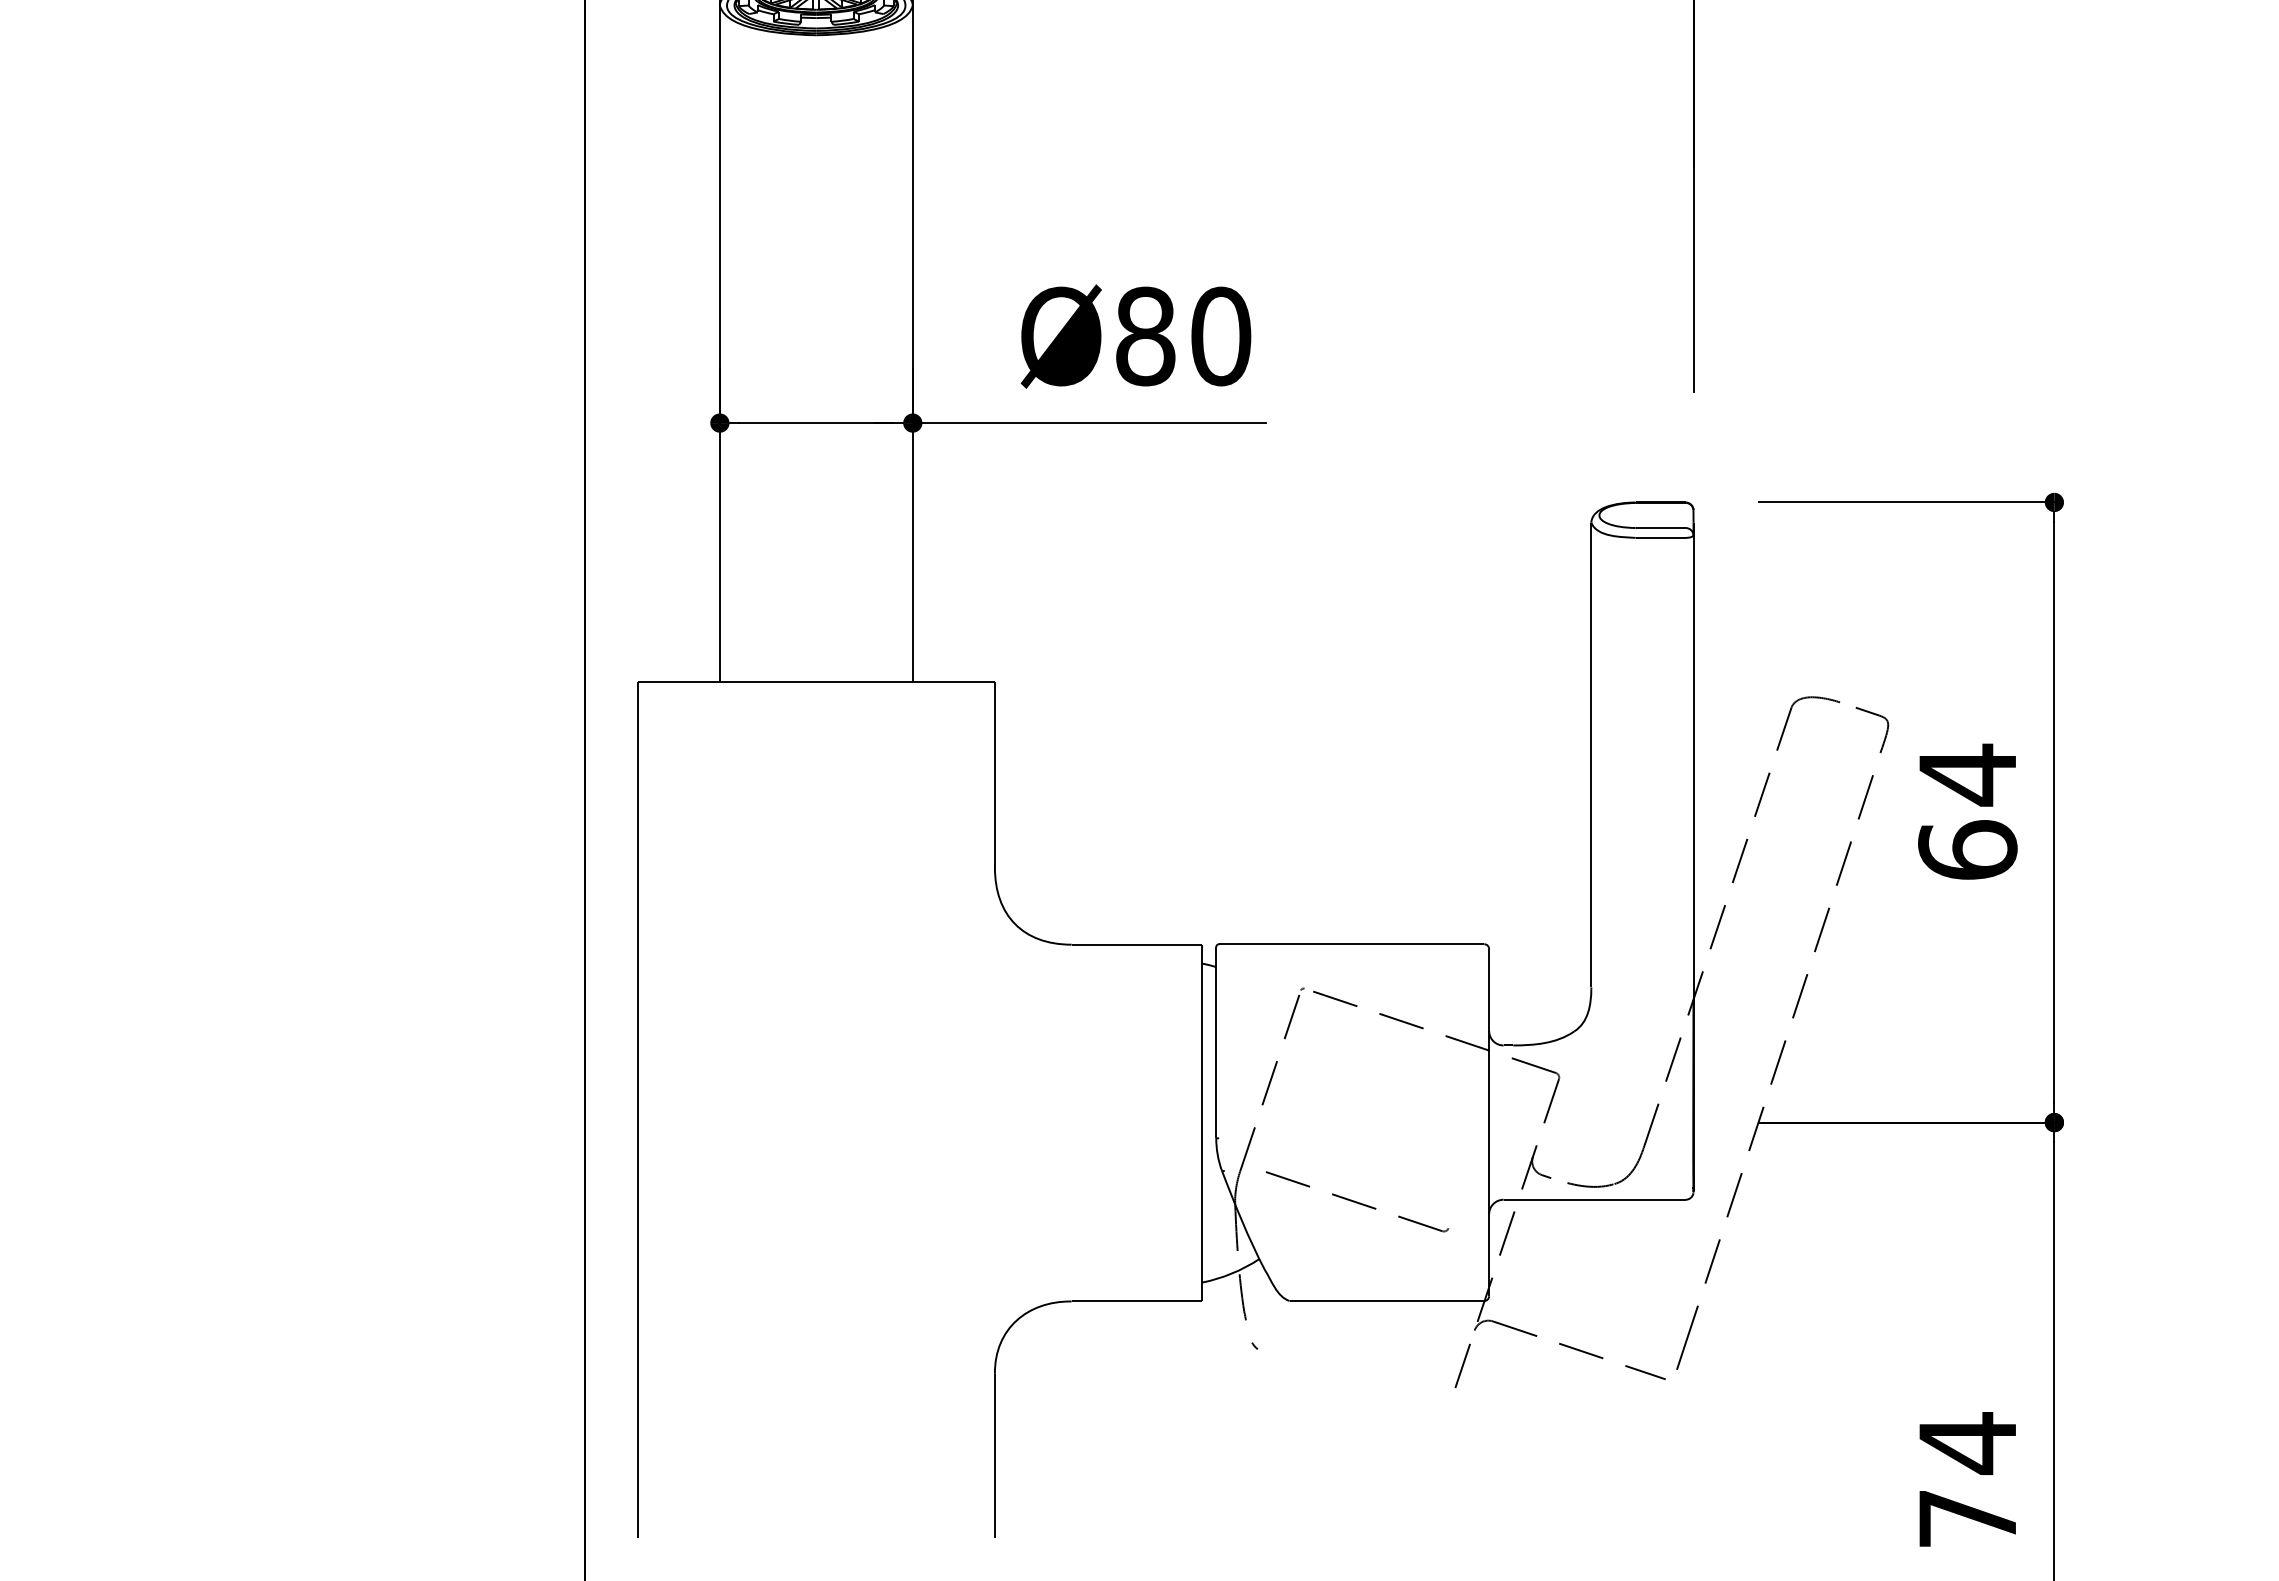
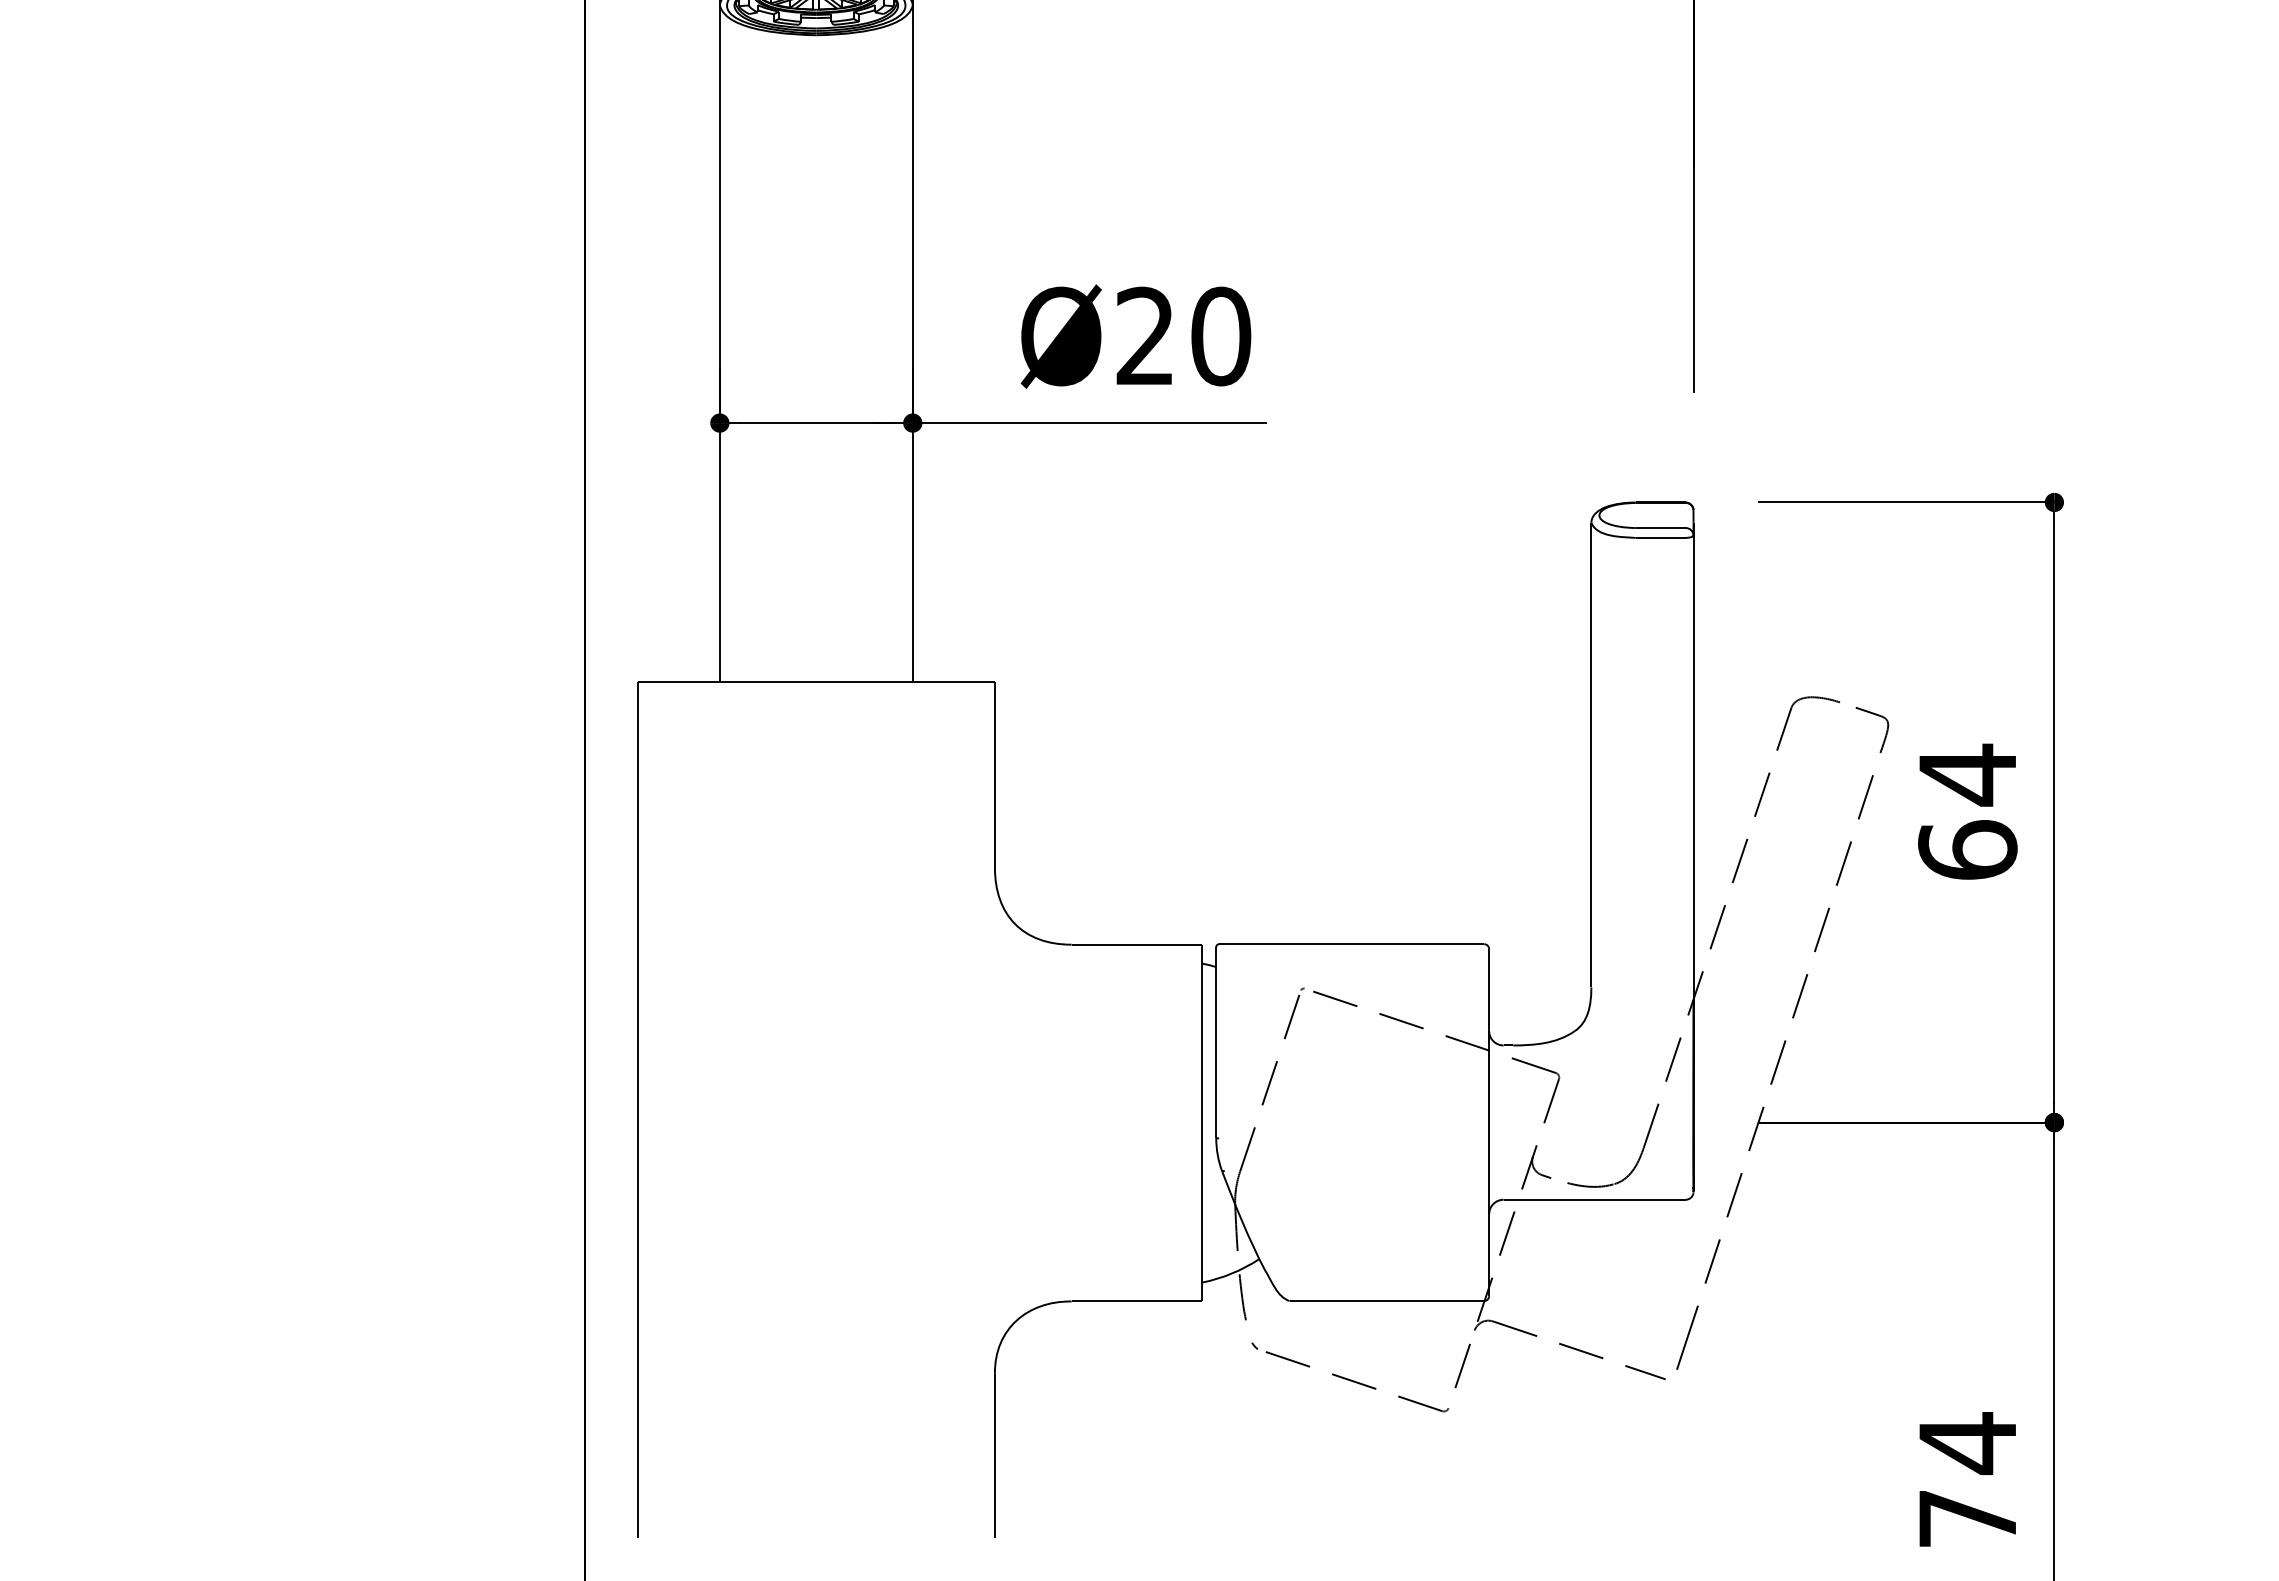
text: Ø80 -> Ø20 (1145, 336)
part position: (1357, 1201) -> (1357, 1381) (1357, 1381)
